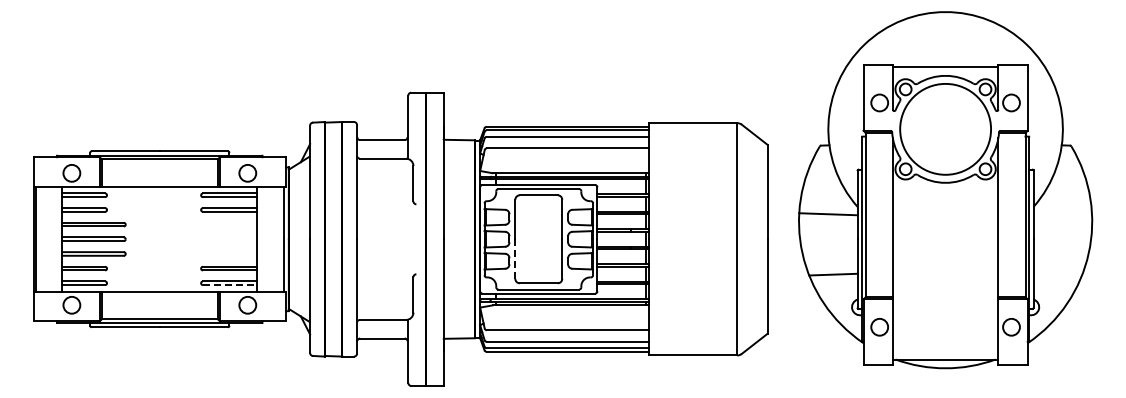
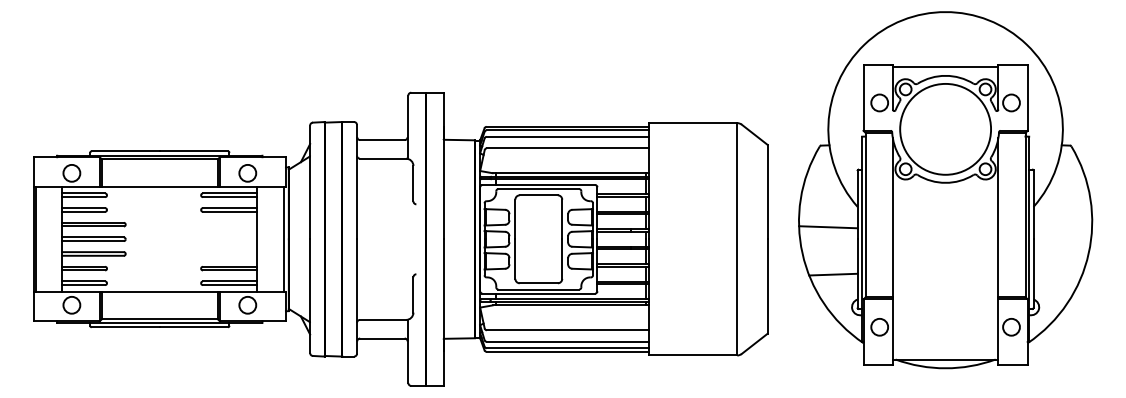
line position: (828, 214) -> (828, 227) (828, 227)
line: dashed -> solid (515, 259)
line: dashed -> solid (230, 285)
